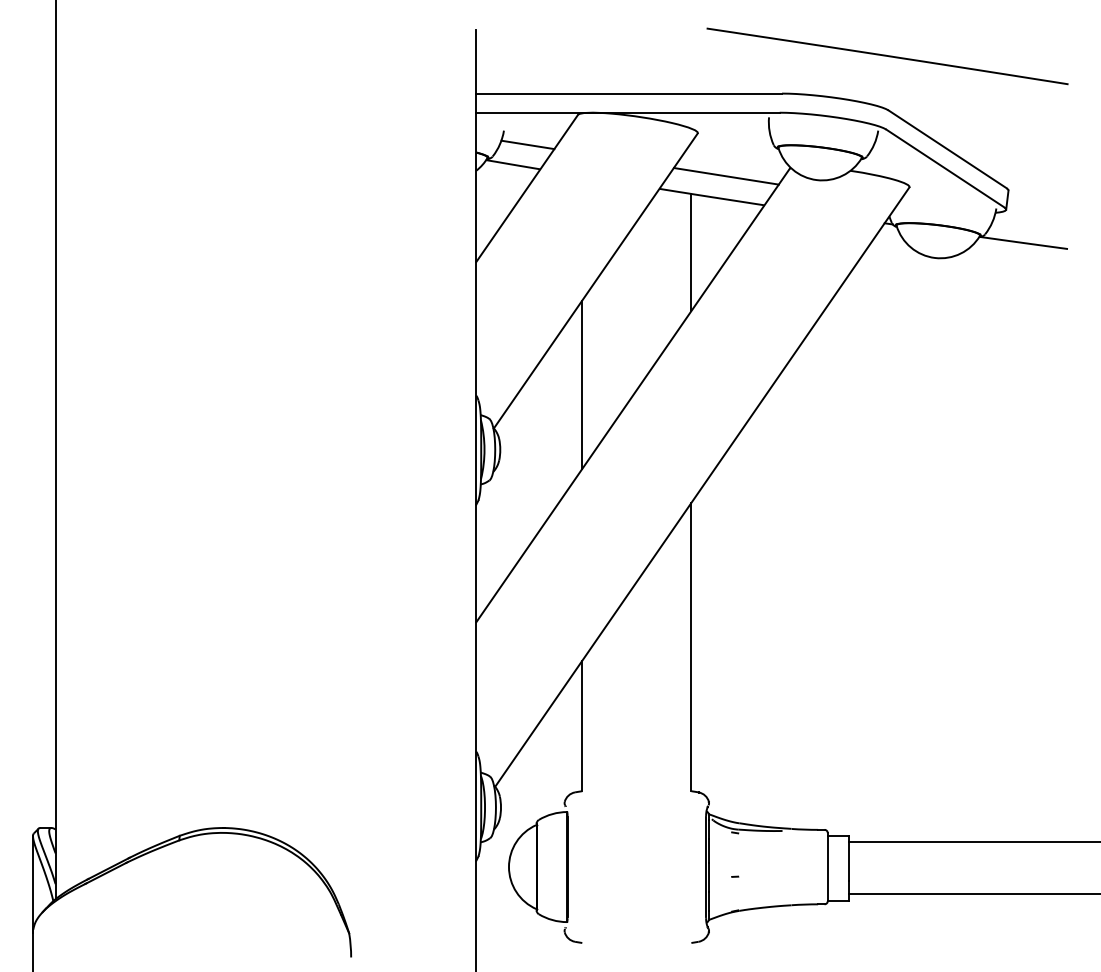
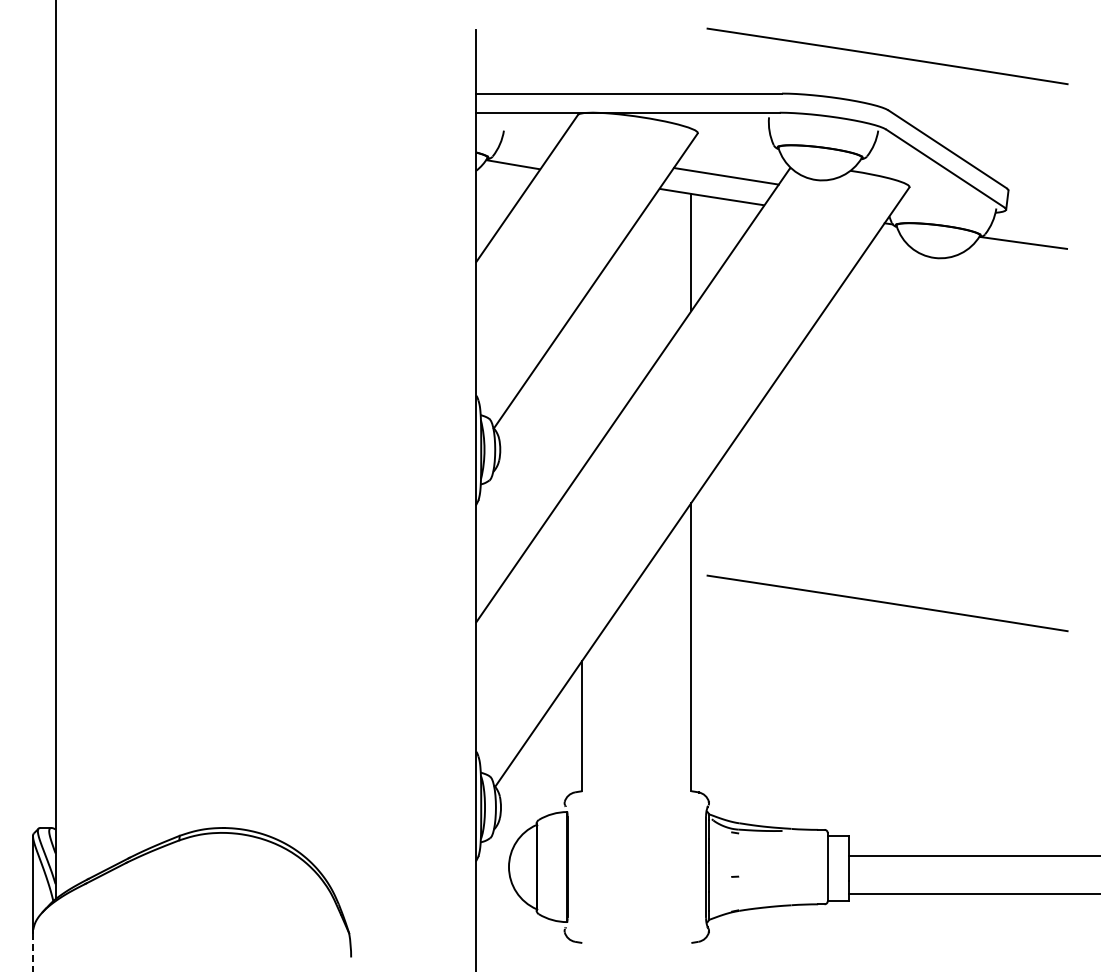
line: present -> none (527, 144)
line: present -> none (582, 384)
line: none -> present (887, 603)
line position: (972, 842) -> (972, 856) (972, 856)
line: solid -> dashed (33, 952)
